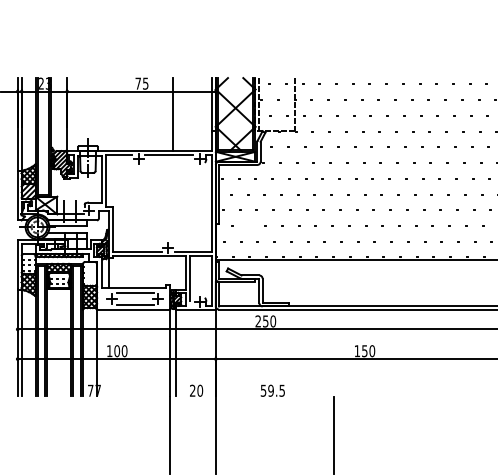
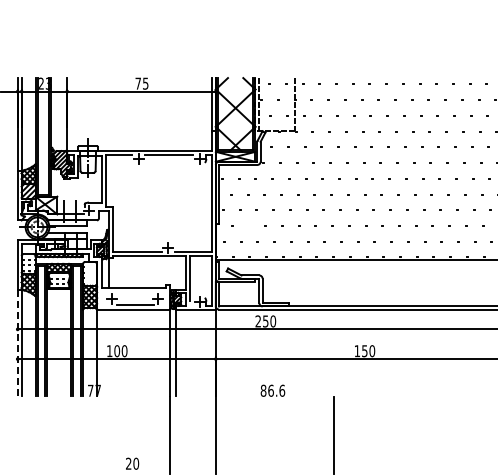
line: present -> none (172, 114)
line: present -> none (134, 292)
line: solid -> dashed (17, 342)
text position: (196, 390) -> (132, 463) (132, 463)
text: 59.5 -> 86.6 (272, 390)
